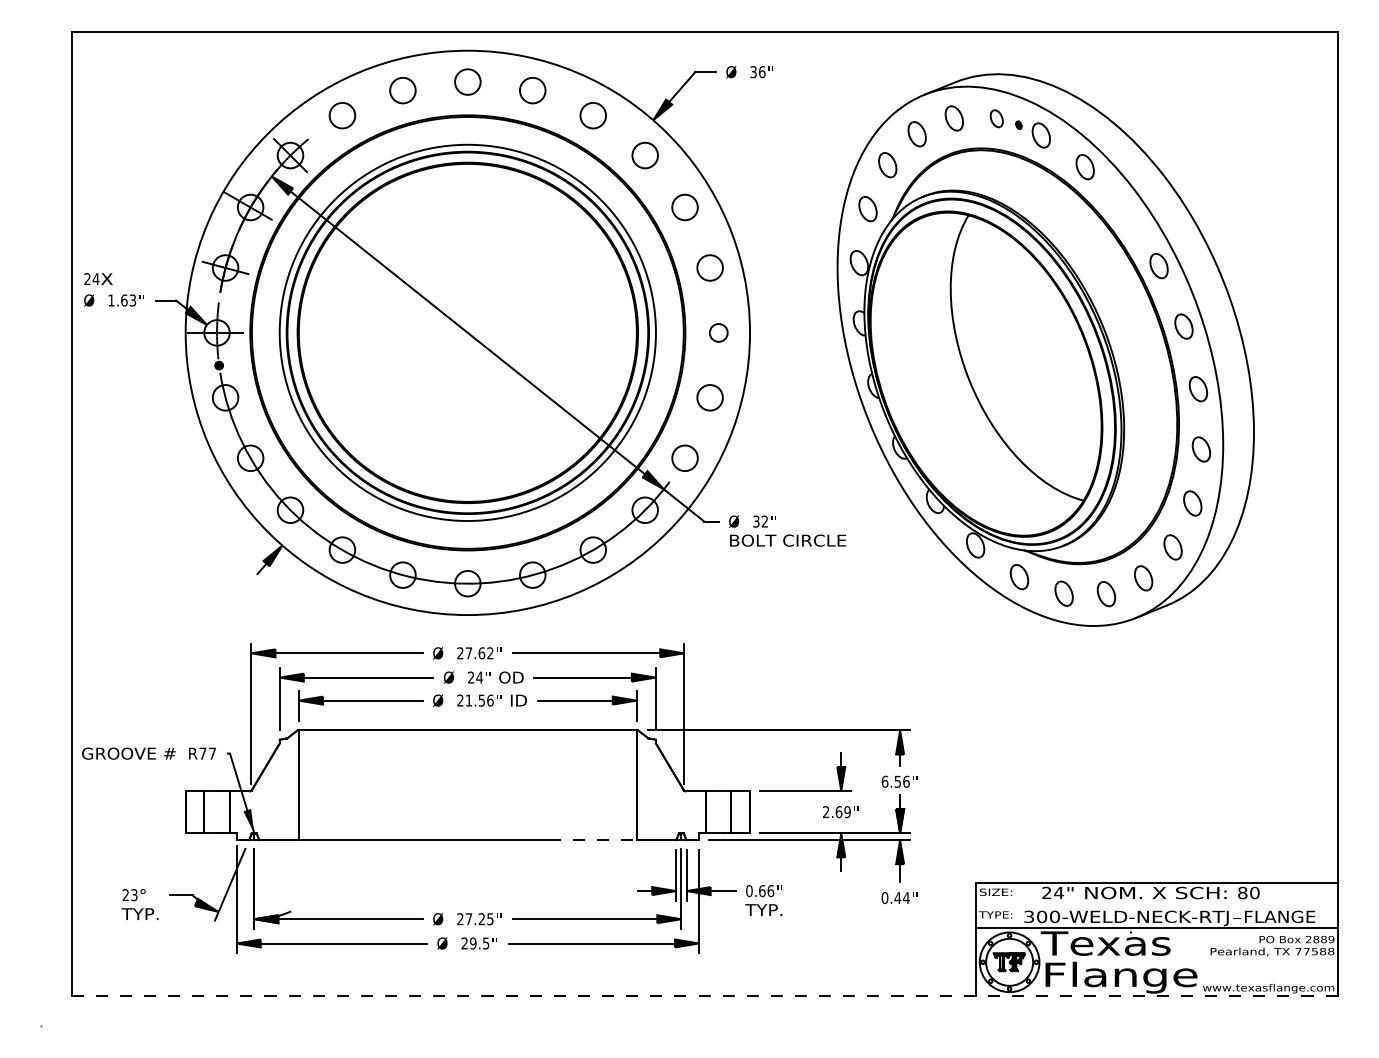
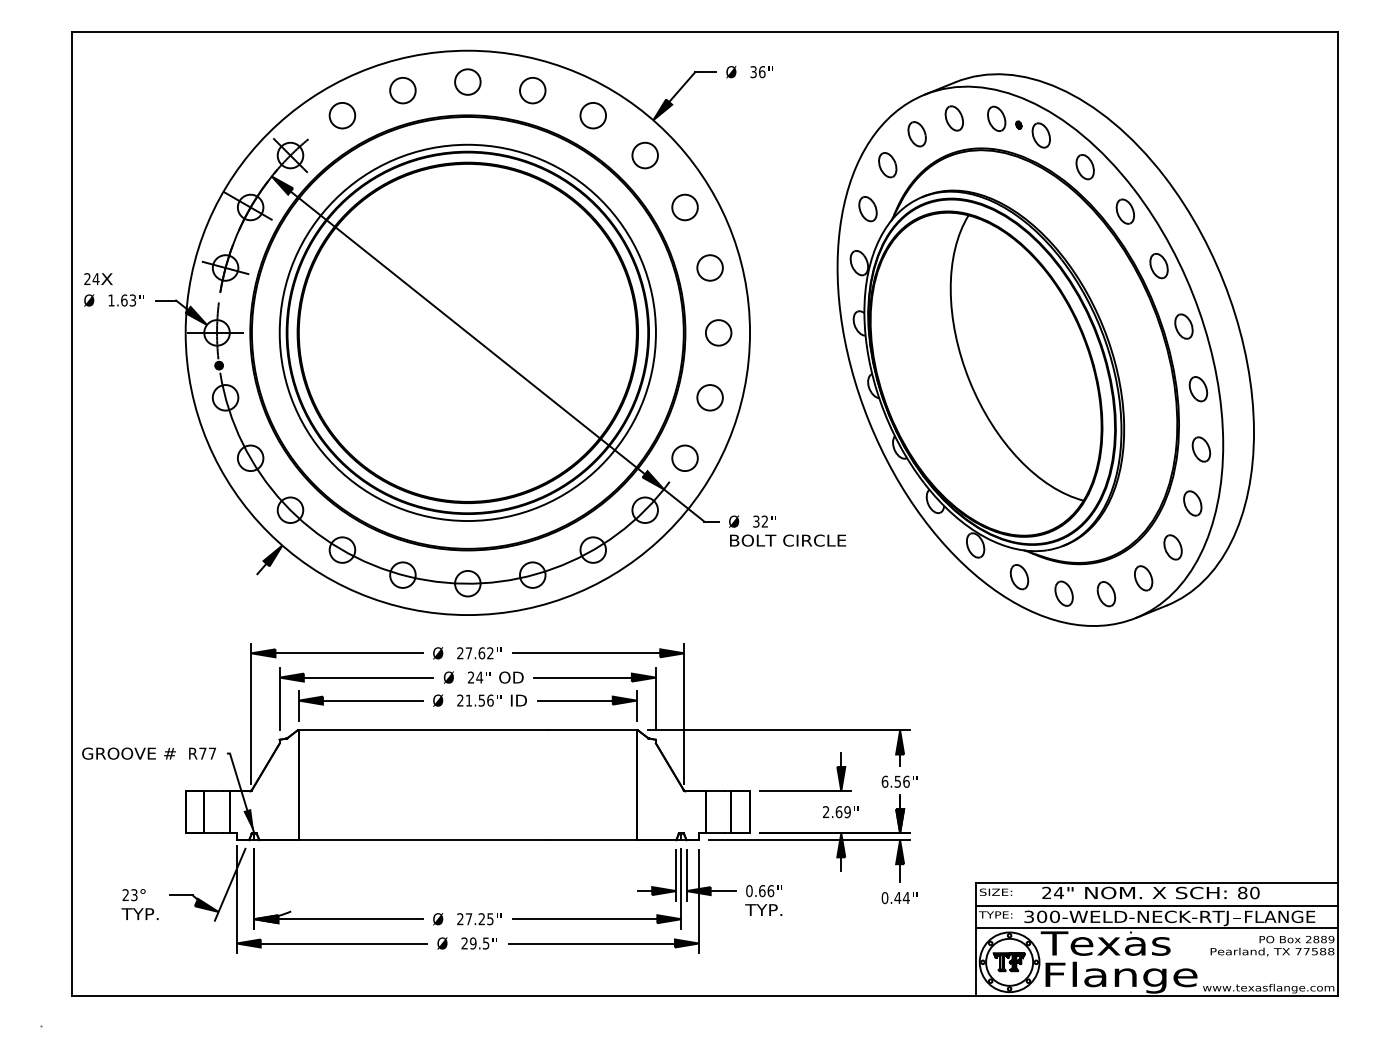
part size: 15x20 px -> 20x27 px (996, 118)
part: none -> present (1124, 211)
circle size: 20x20 px -> 28x28 px (718, 332)
line: dashed -> solid (592, 840)
line: none -> present (1156, 905)
line: dashed -> solid (705, 996)
